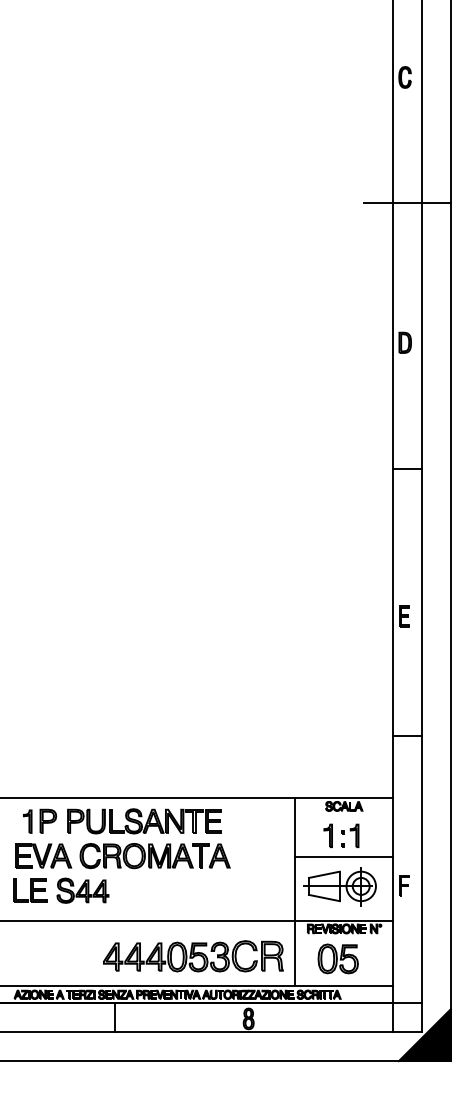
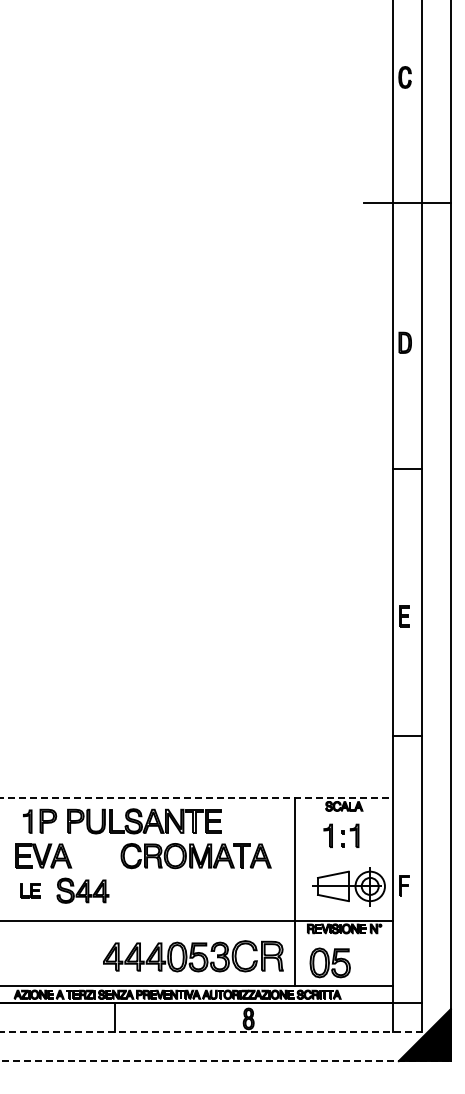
line: solid -> dashed (197, 798)
part position: (154, 856) -> (195, 856) (195, 856)
line: present -> none (343, 856)
part position: (339, 886) -> (348, 886) (348, 886)
part size: 35x25 px -> 21x16 px (30, 890)
part position: (337, 958) -> (329, 962) (329, 962)
line: solid -> dashed (211, 1032)
line: solid -> dashed (225, 1061)
